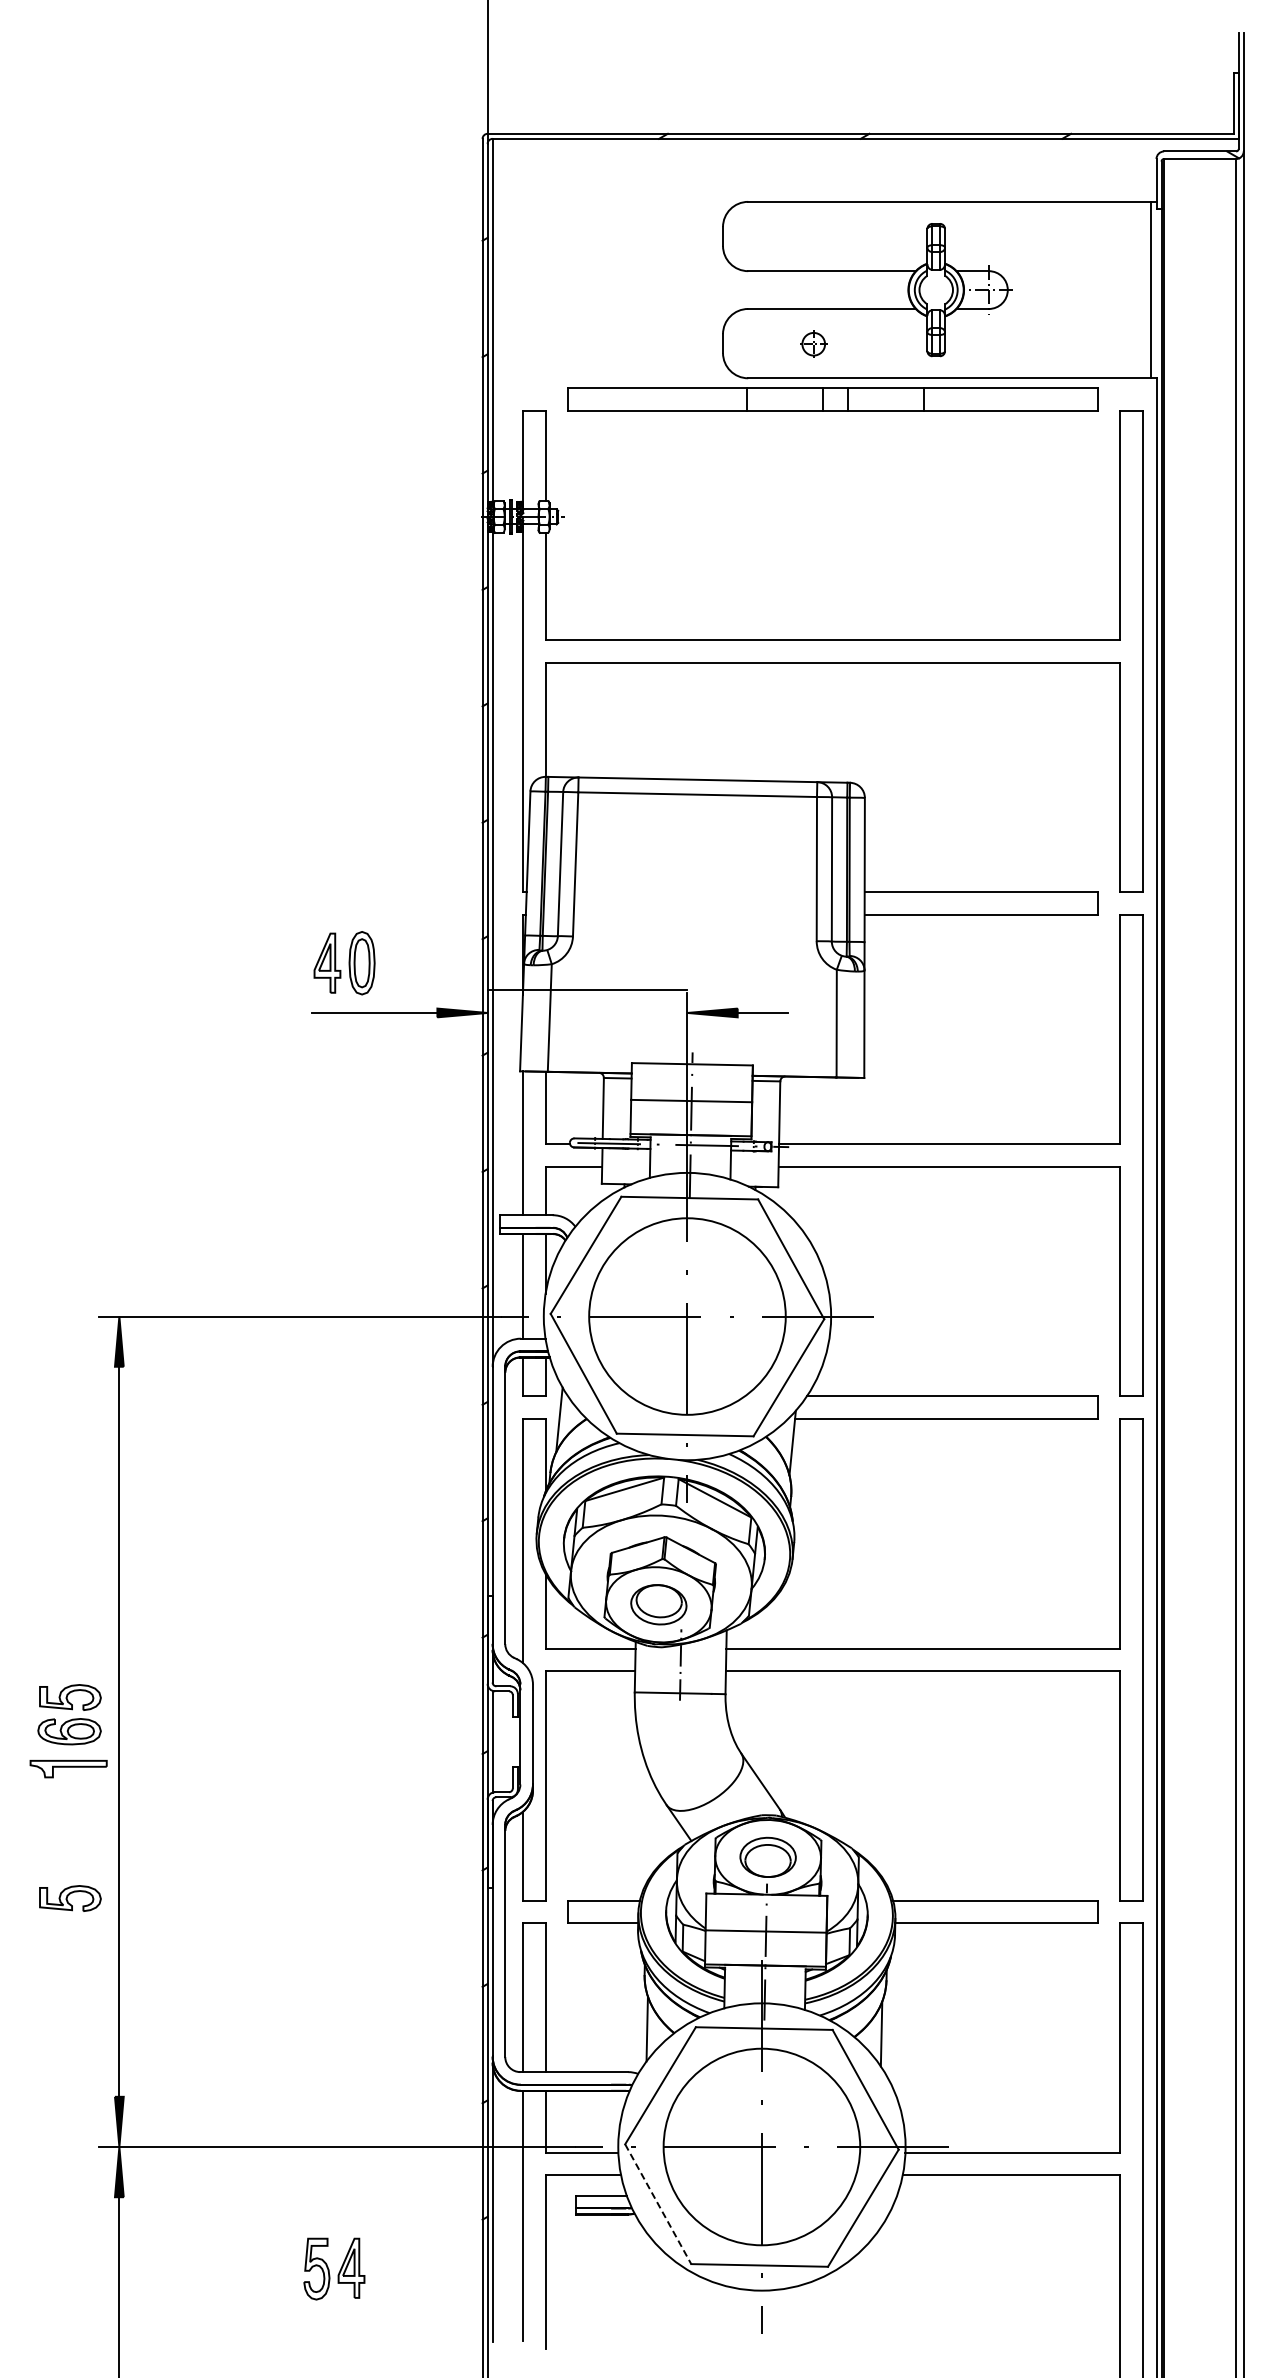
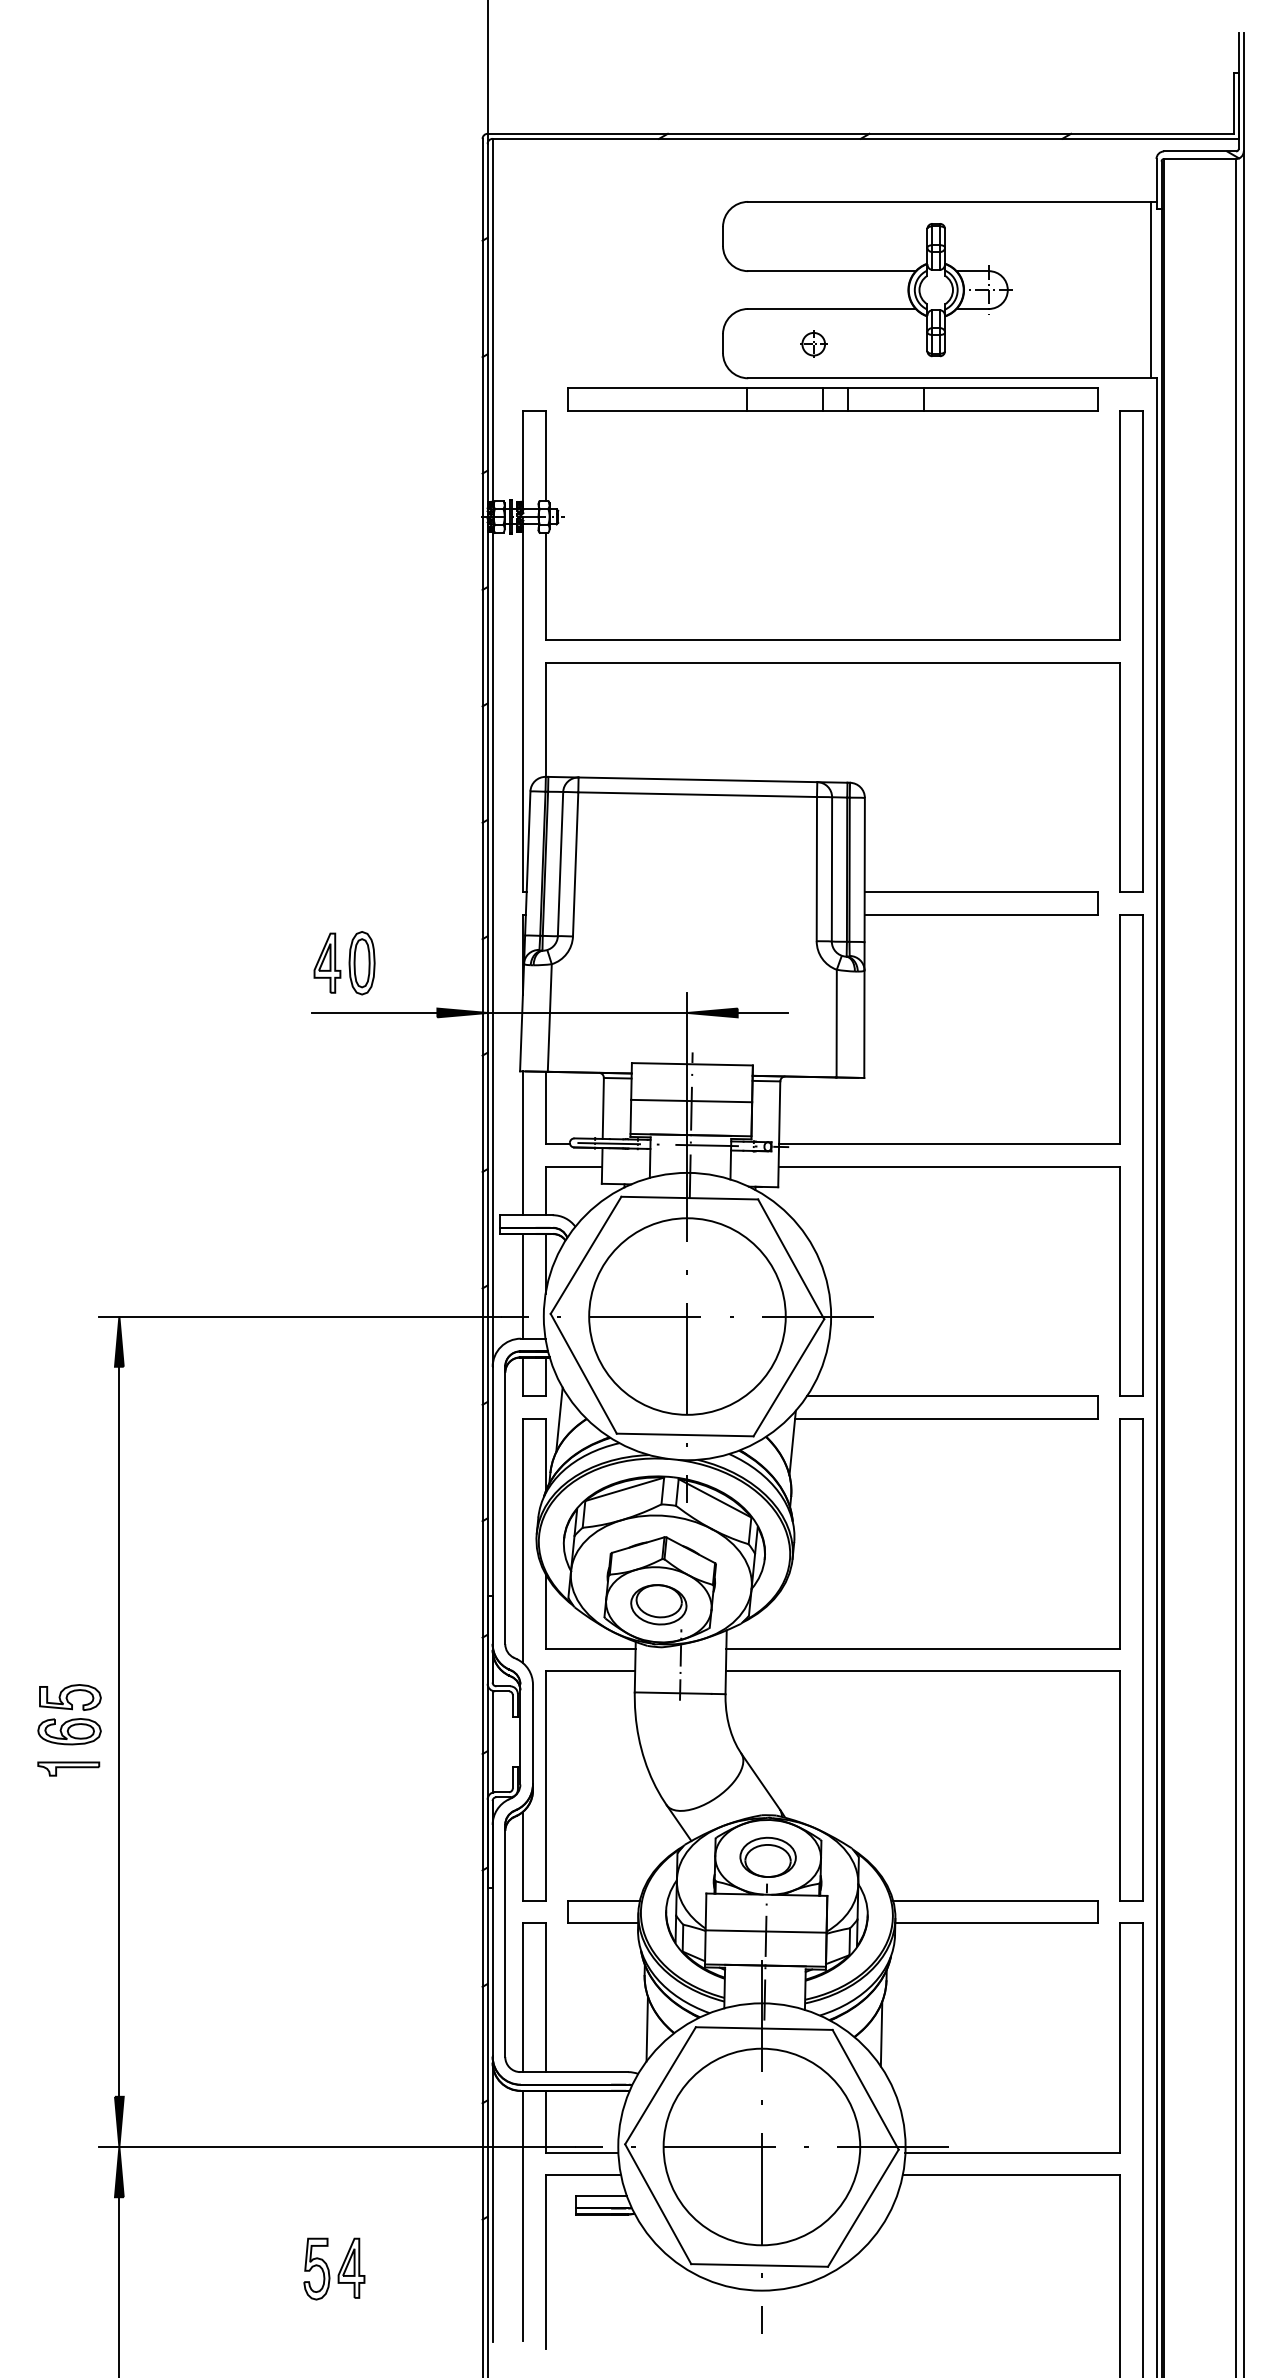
line position: (587, 989) -> (587, 1012) (587, 1012)
part size: 79x19 px -> 64x16 px (68, 1768)
part: present -> none (70, 1898)
line: dashed -> solid (658, 2204)
